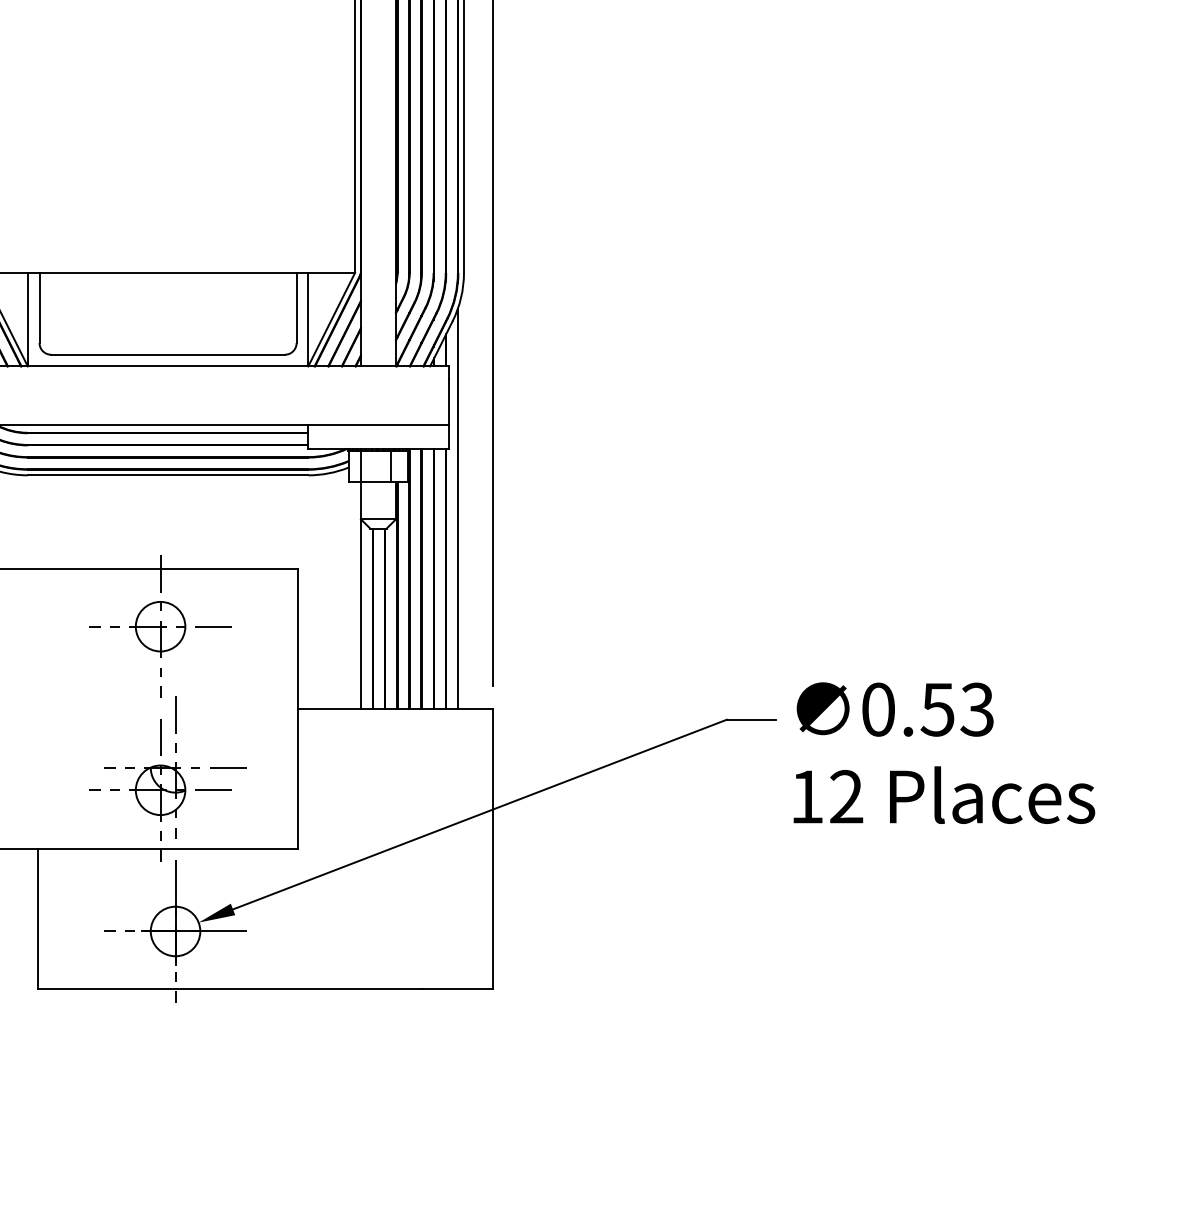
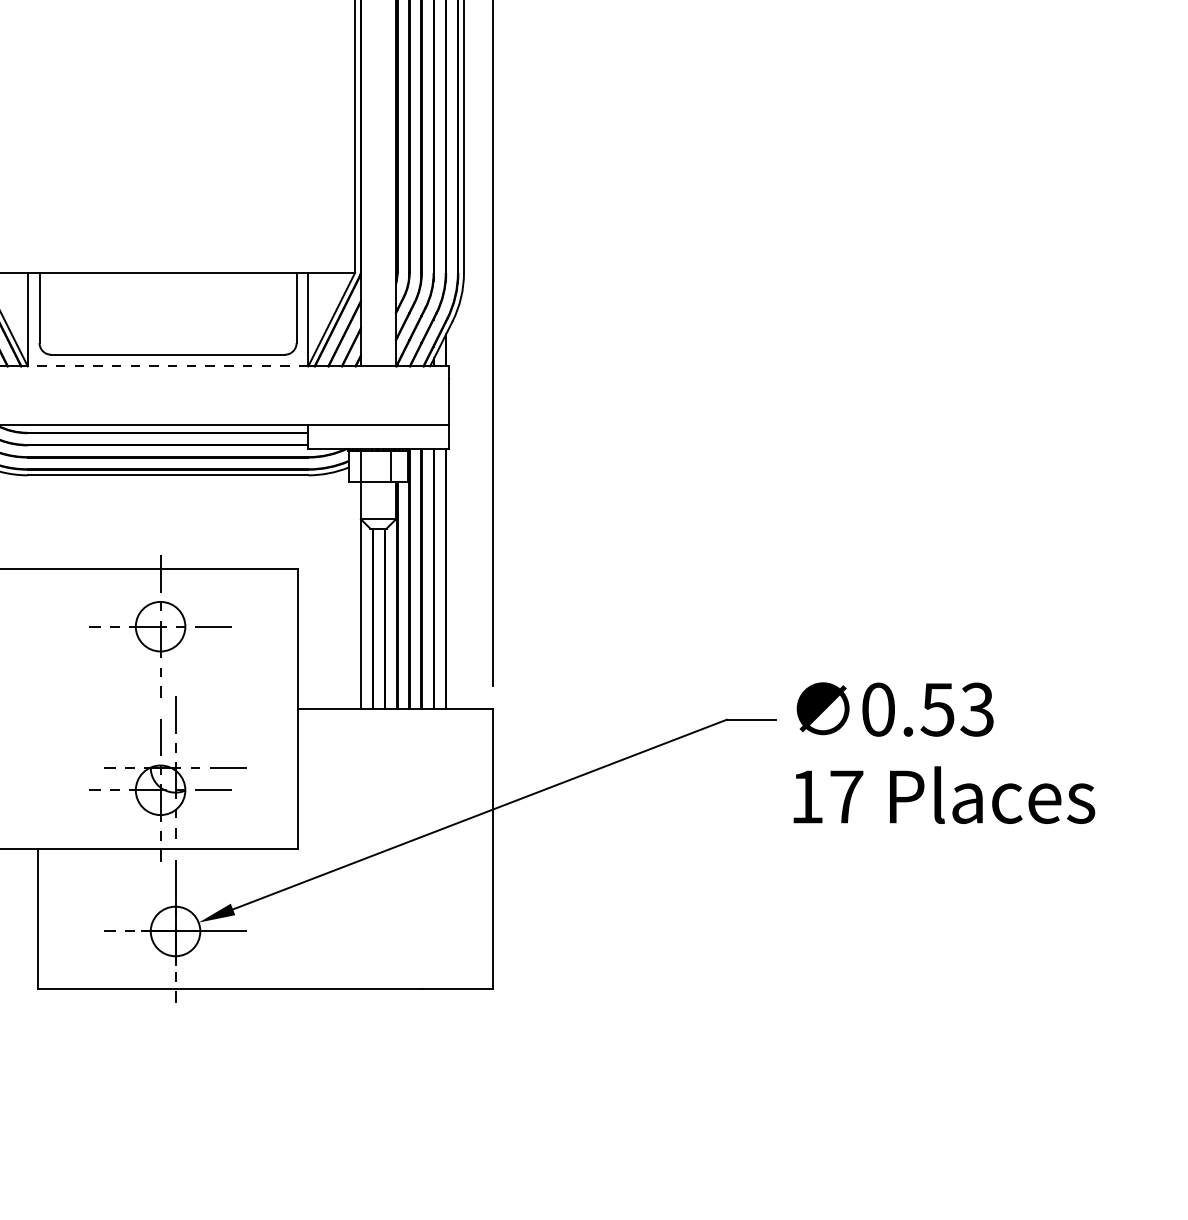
line: solid -> dashed (167, 366)
line: present -> none (457, 508)
text: 12 -> 17 (846, 796)
